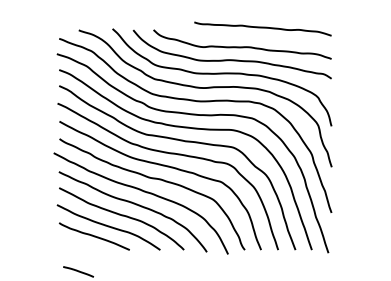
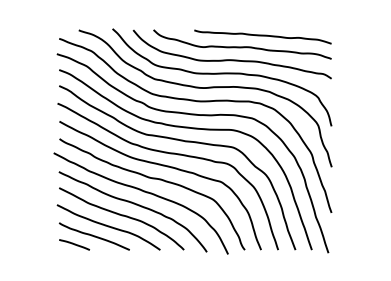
curve position: (262, 28) -> (262, 36) (262, 36)
line position: (78, 271) -> (74, 244) (74, 244)
